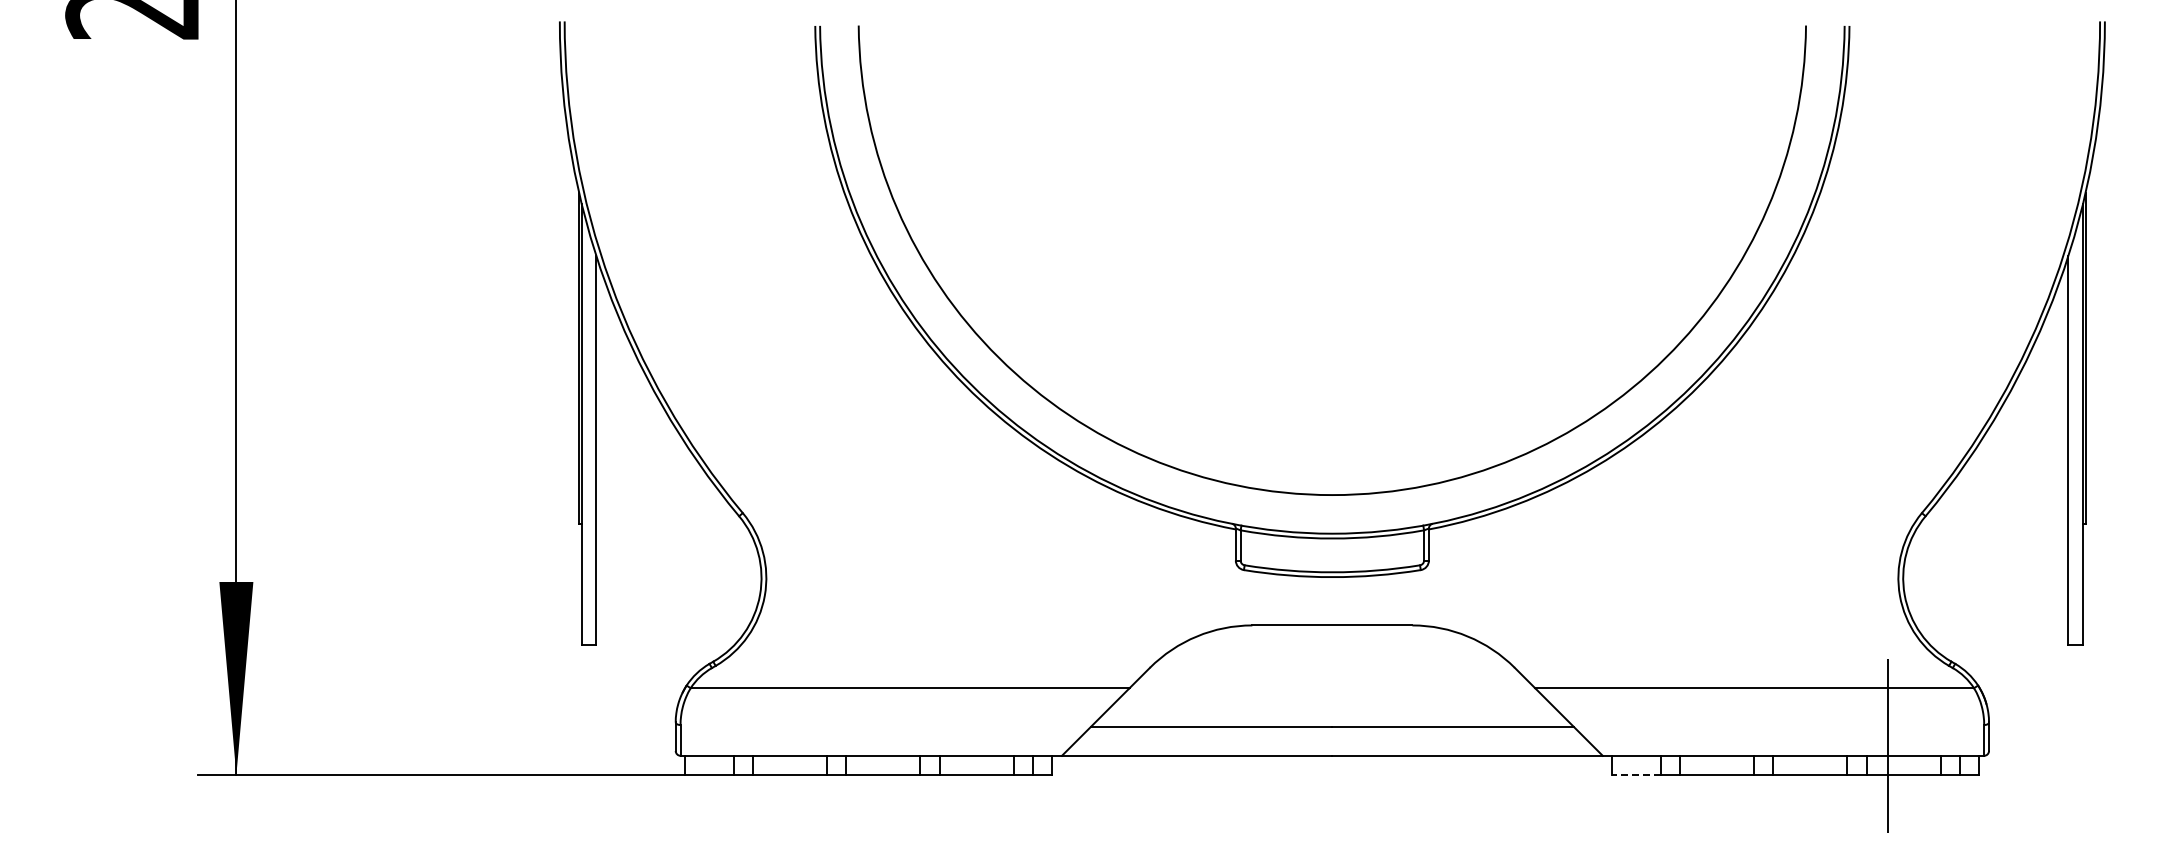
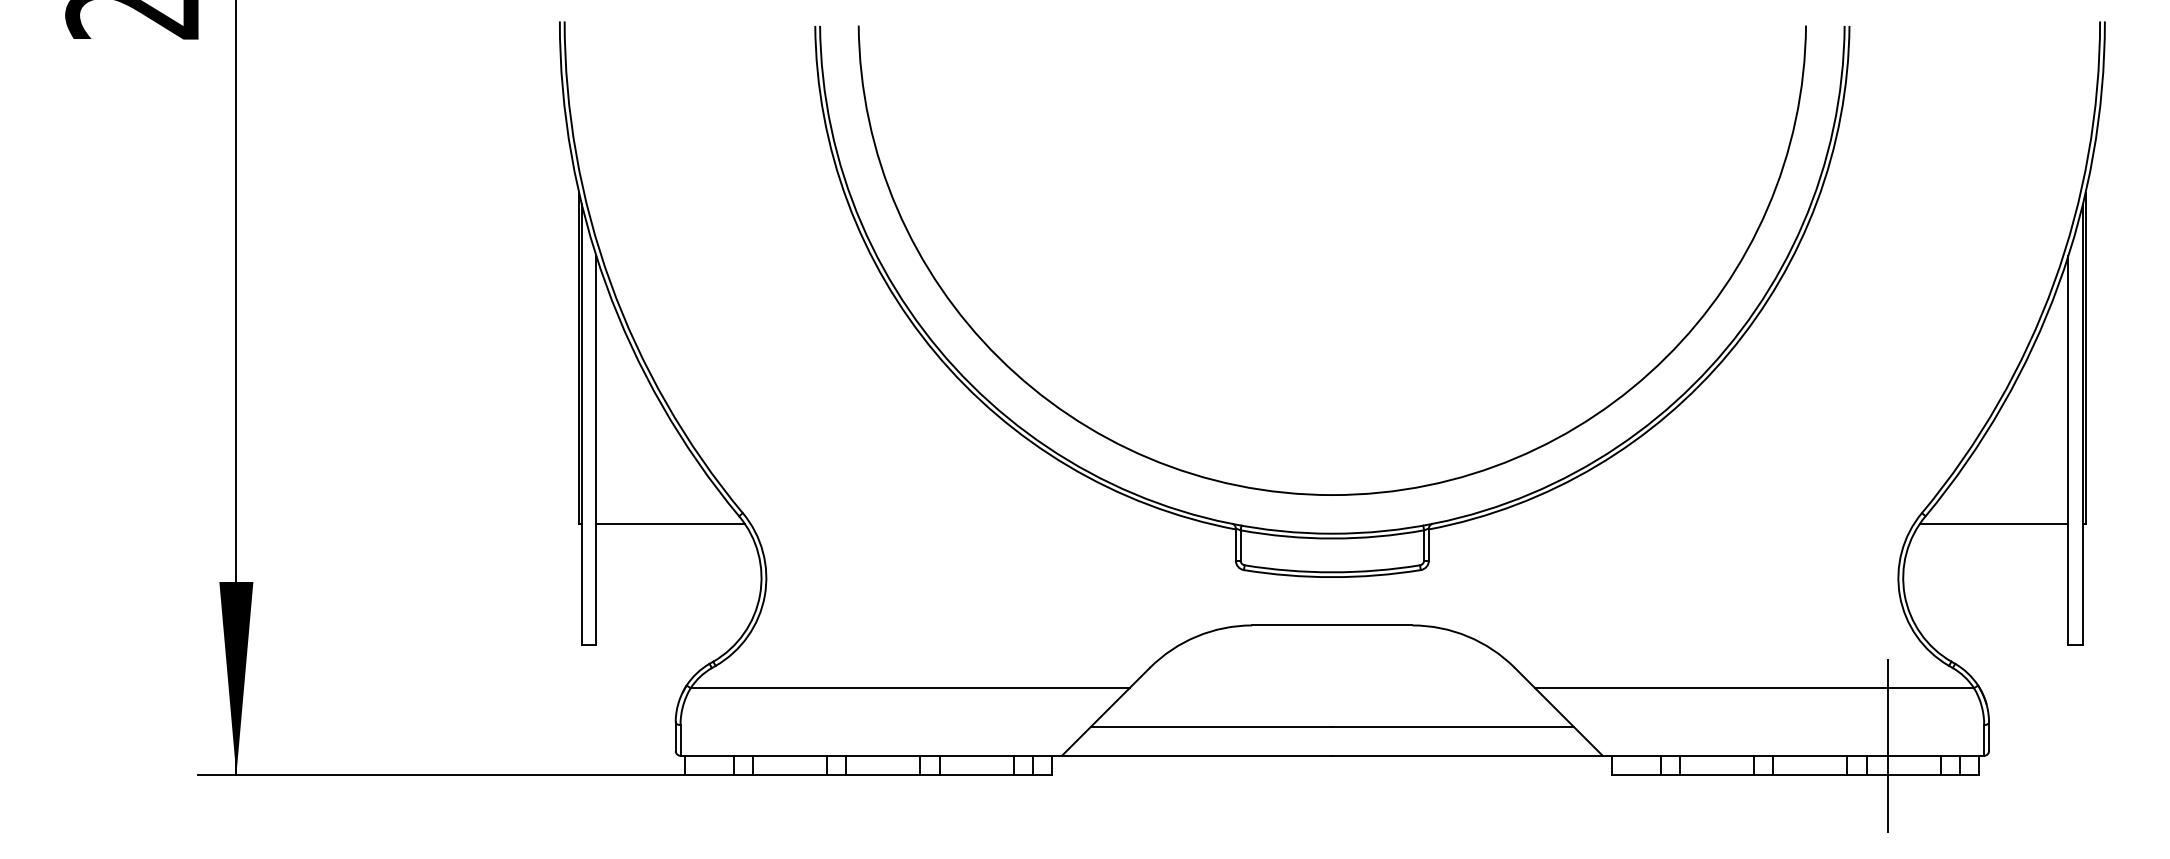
line: none -> present (670, 524)
line: none -> present (1993, 524)
line: dashed -> solid (1636, 775)
